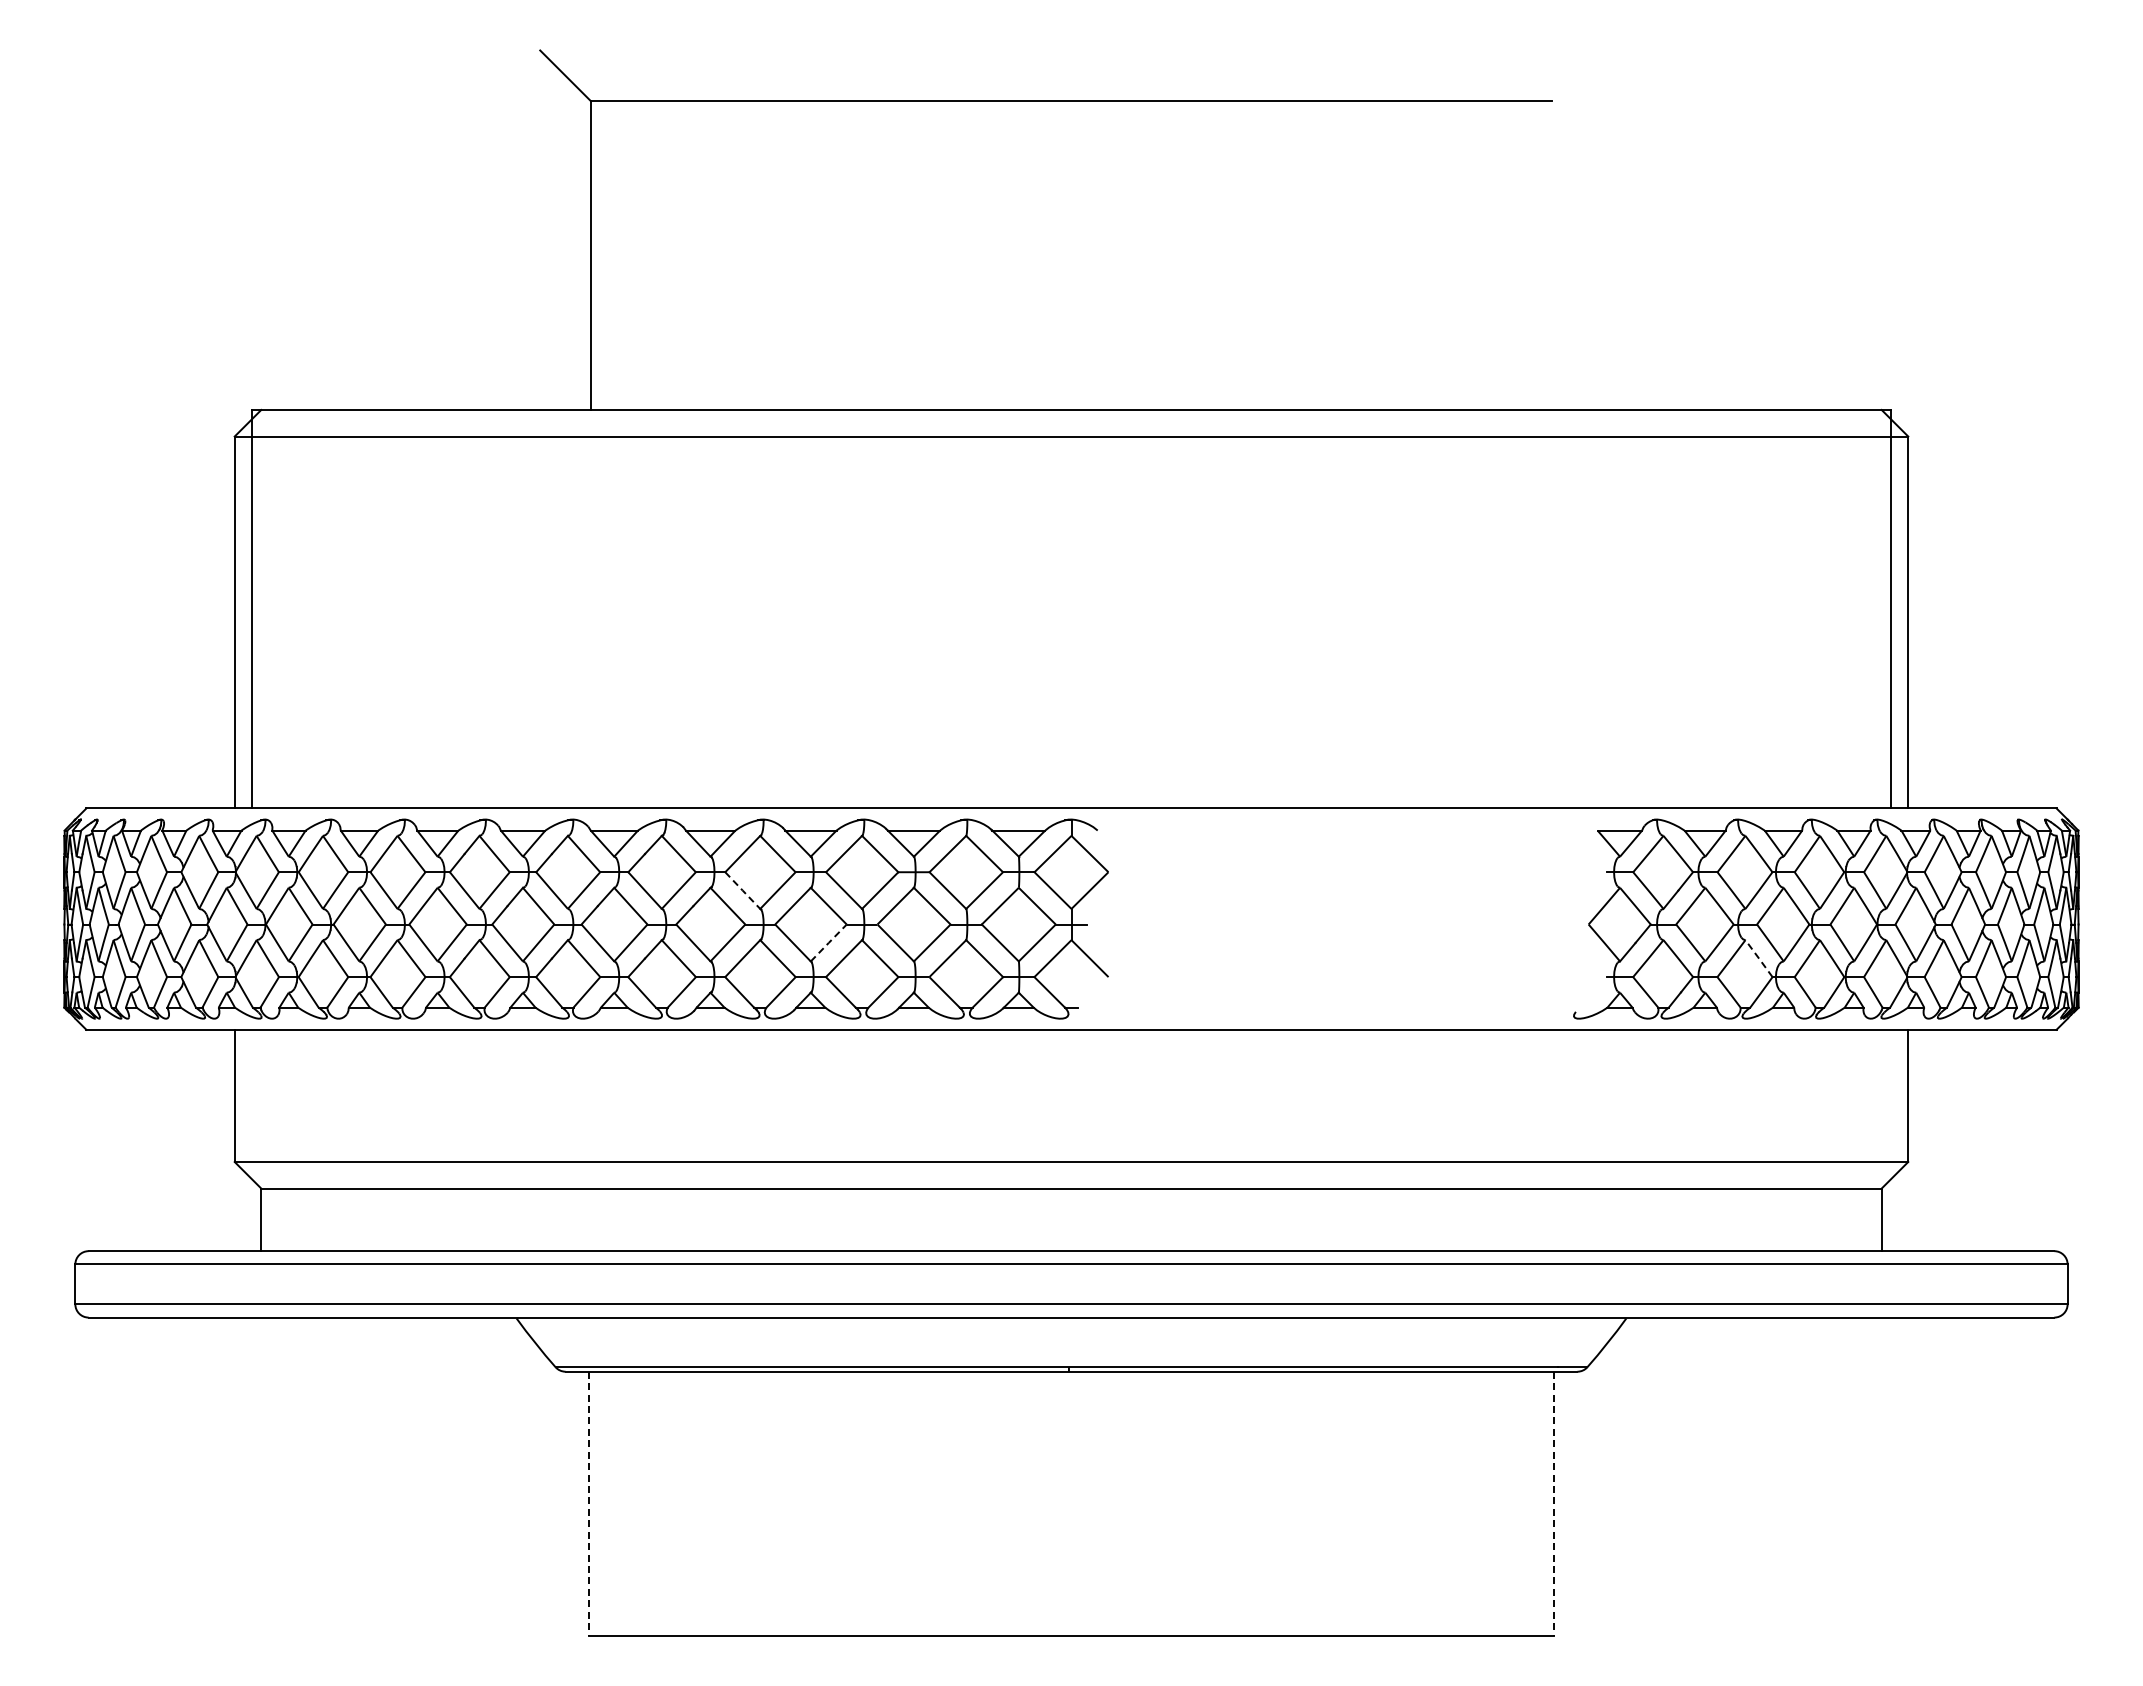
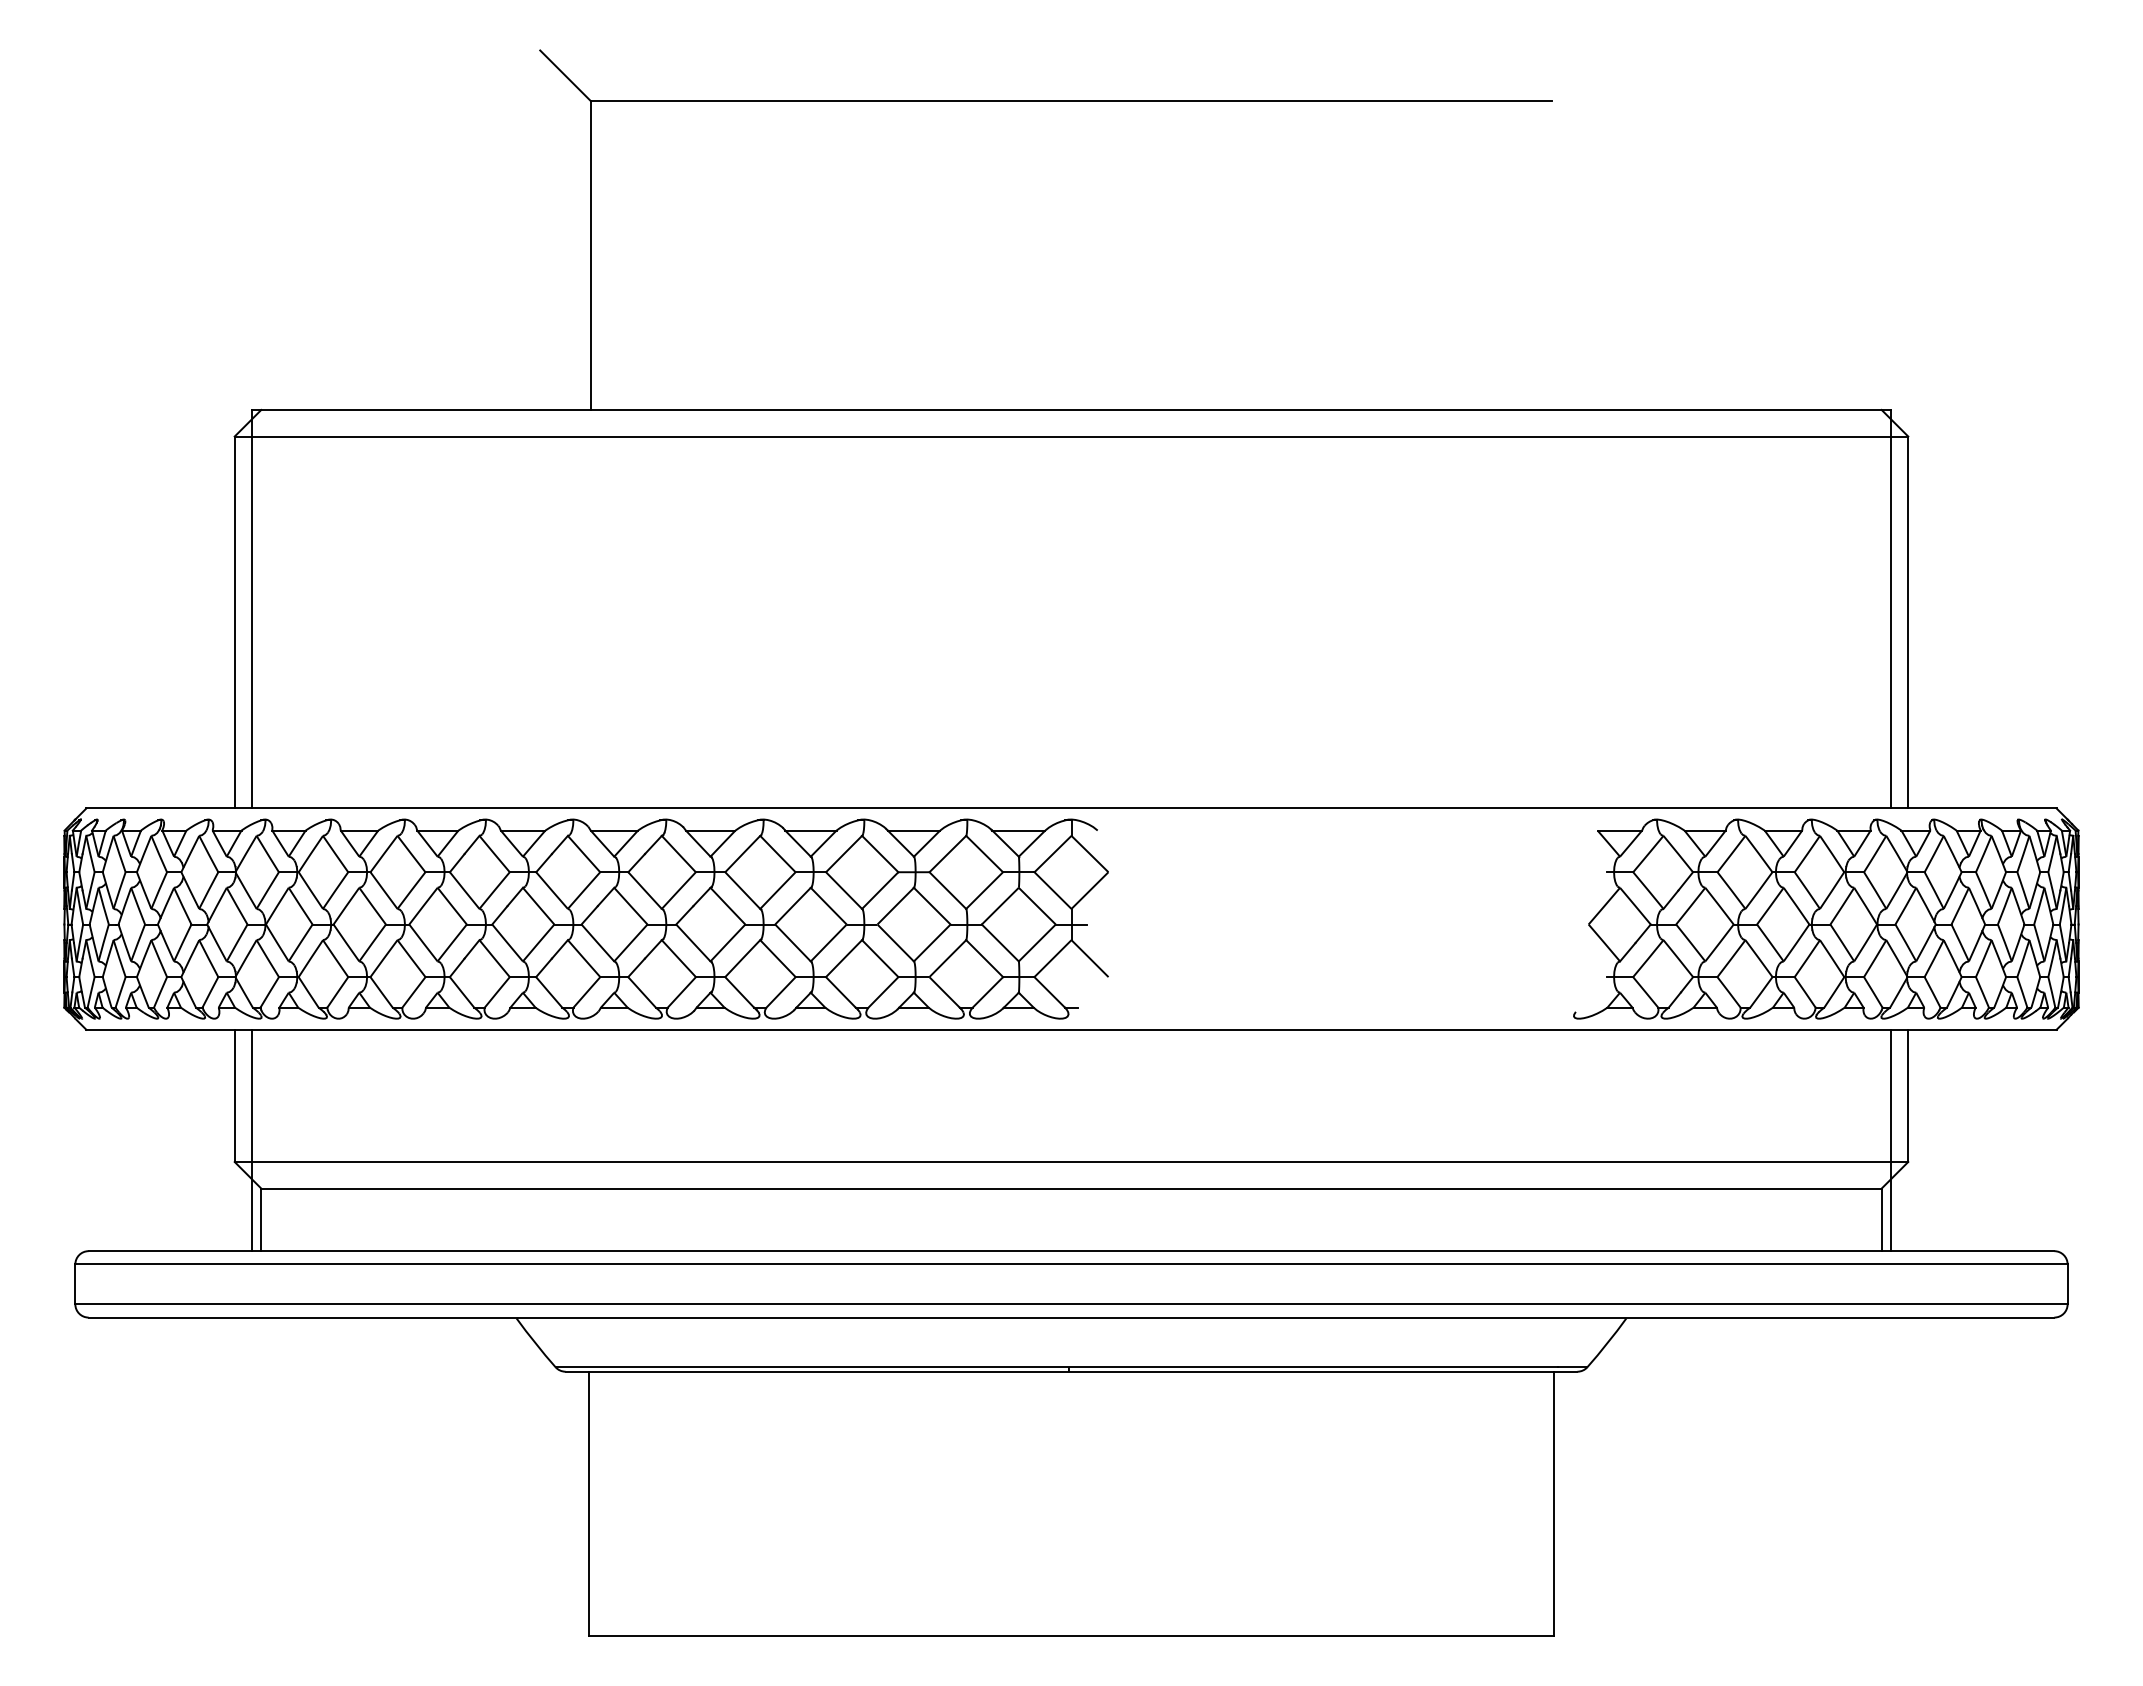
line: dashed -> solid (742, 890)
line: dashed -> solid (828, 942)
line: dashed -> solid (1759, 958)
line: none -> present (252, 1140)
line: none -> present (1890, 1140)
line: dashed -> solid (588, 1503)
line: dashed -> solid (1554, 1503)
